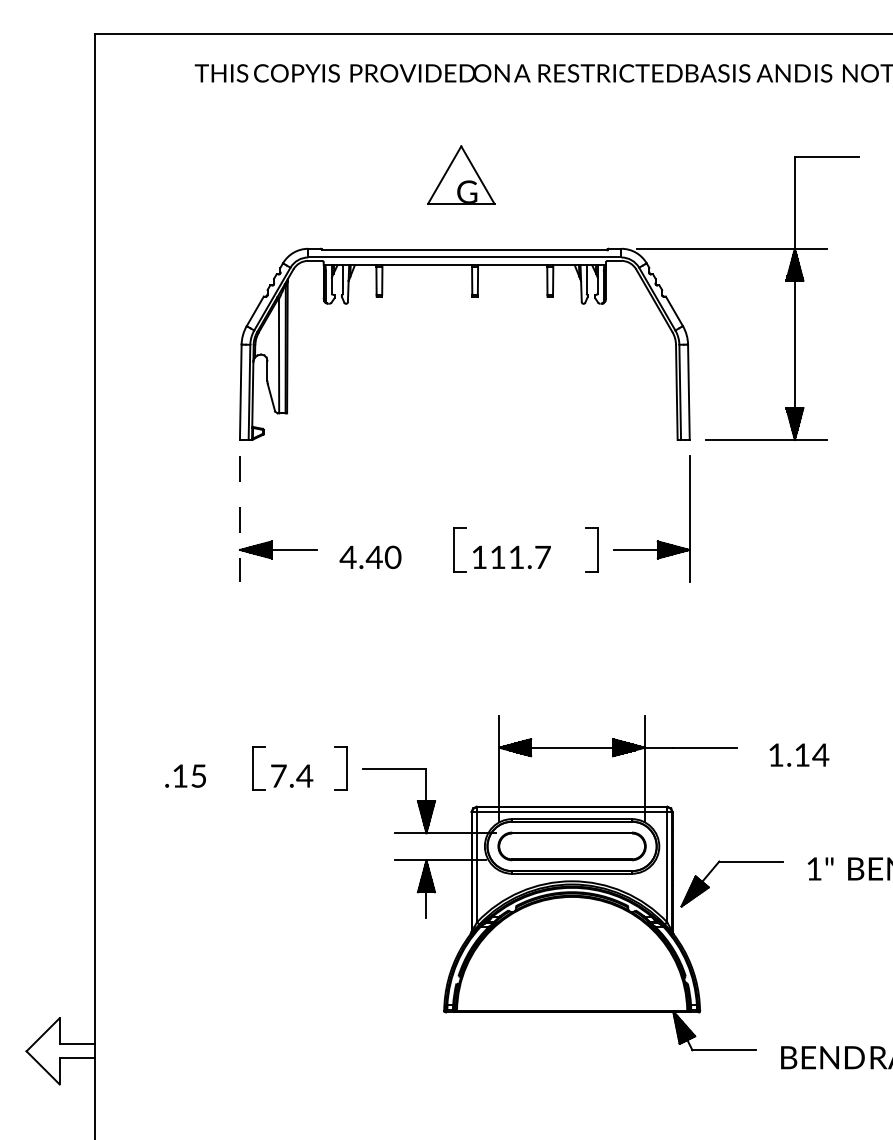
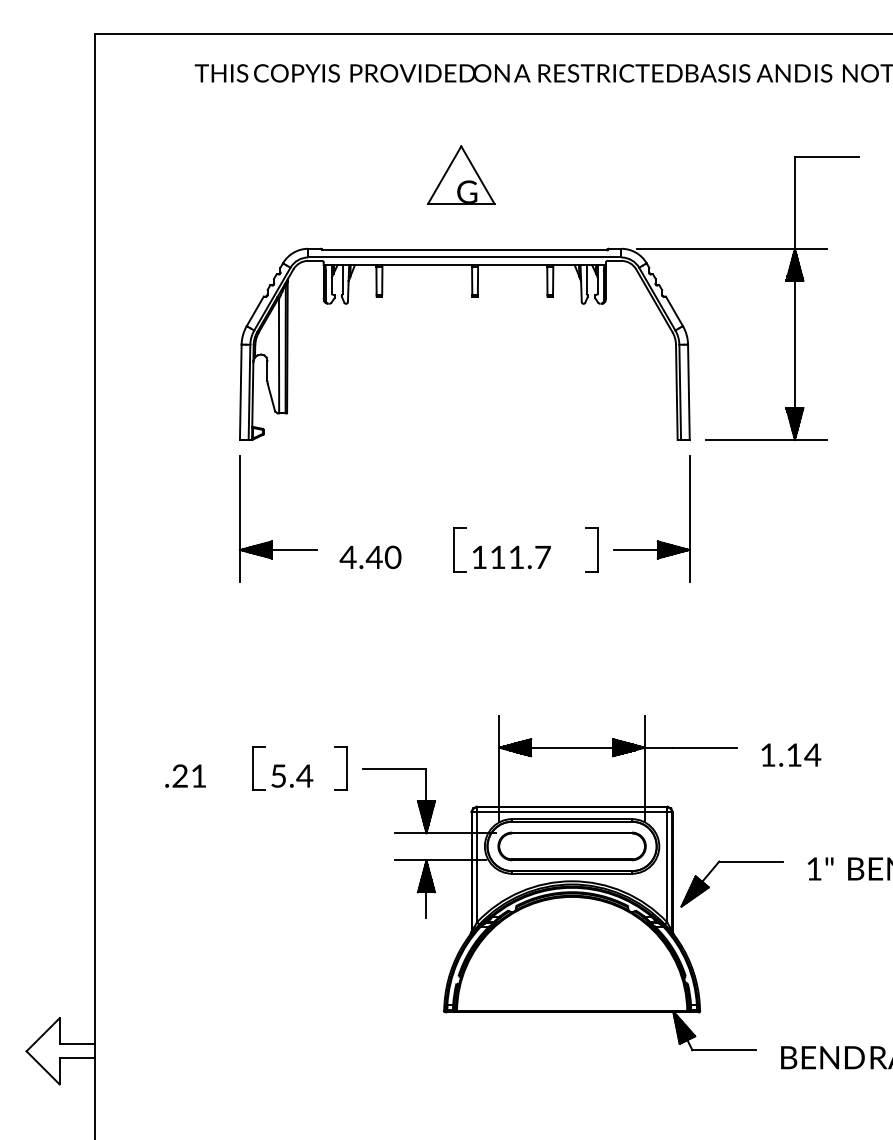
line: dashed -> solid (239, 518)
text position: (799, 754) -> (791, 754) (791, 754)
text: .15 -> .21 (188, 775)
text: 7.4 -> 5.4 (278, 775)
